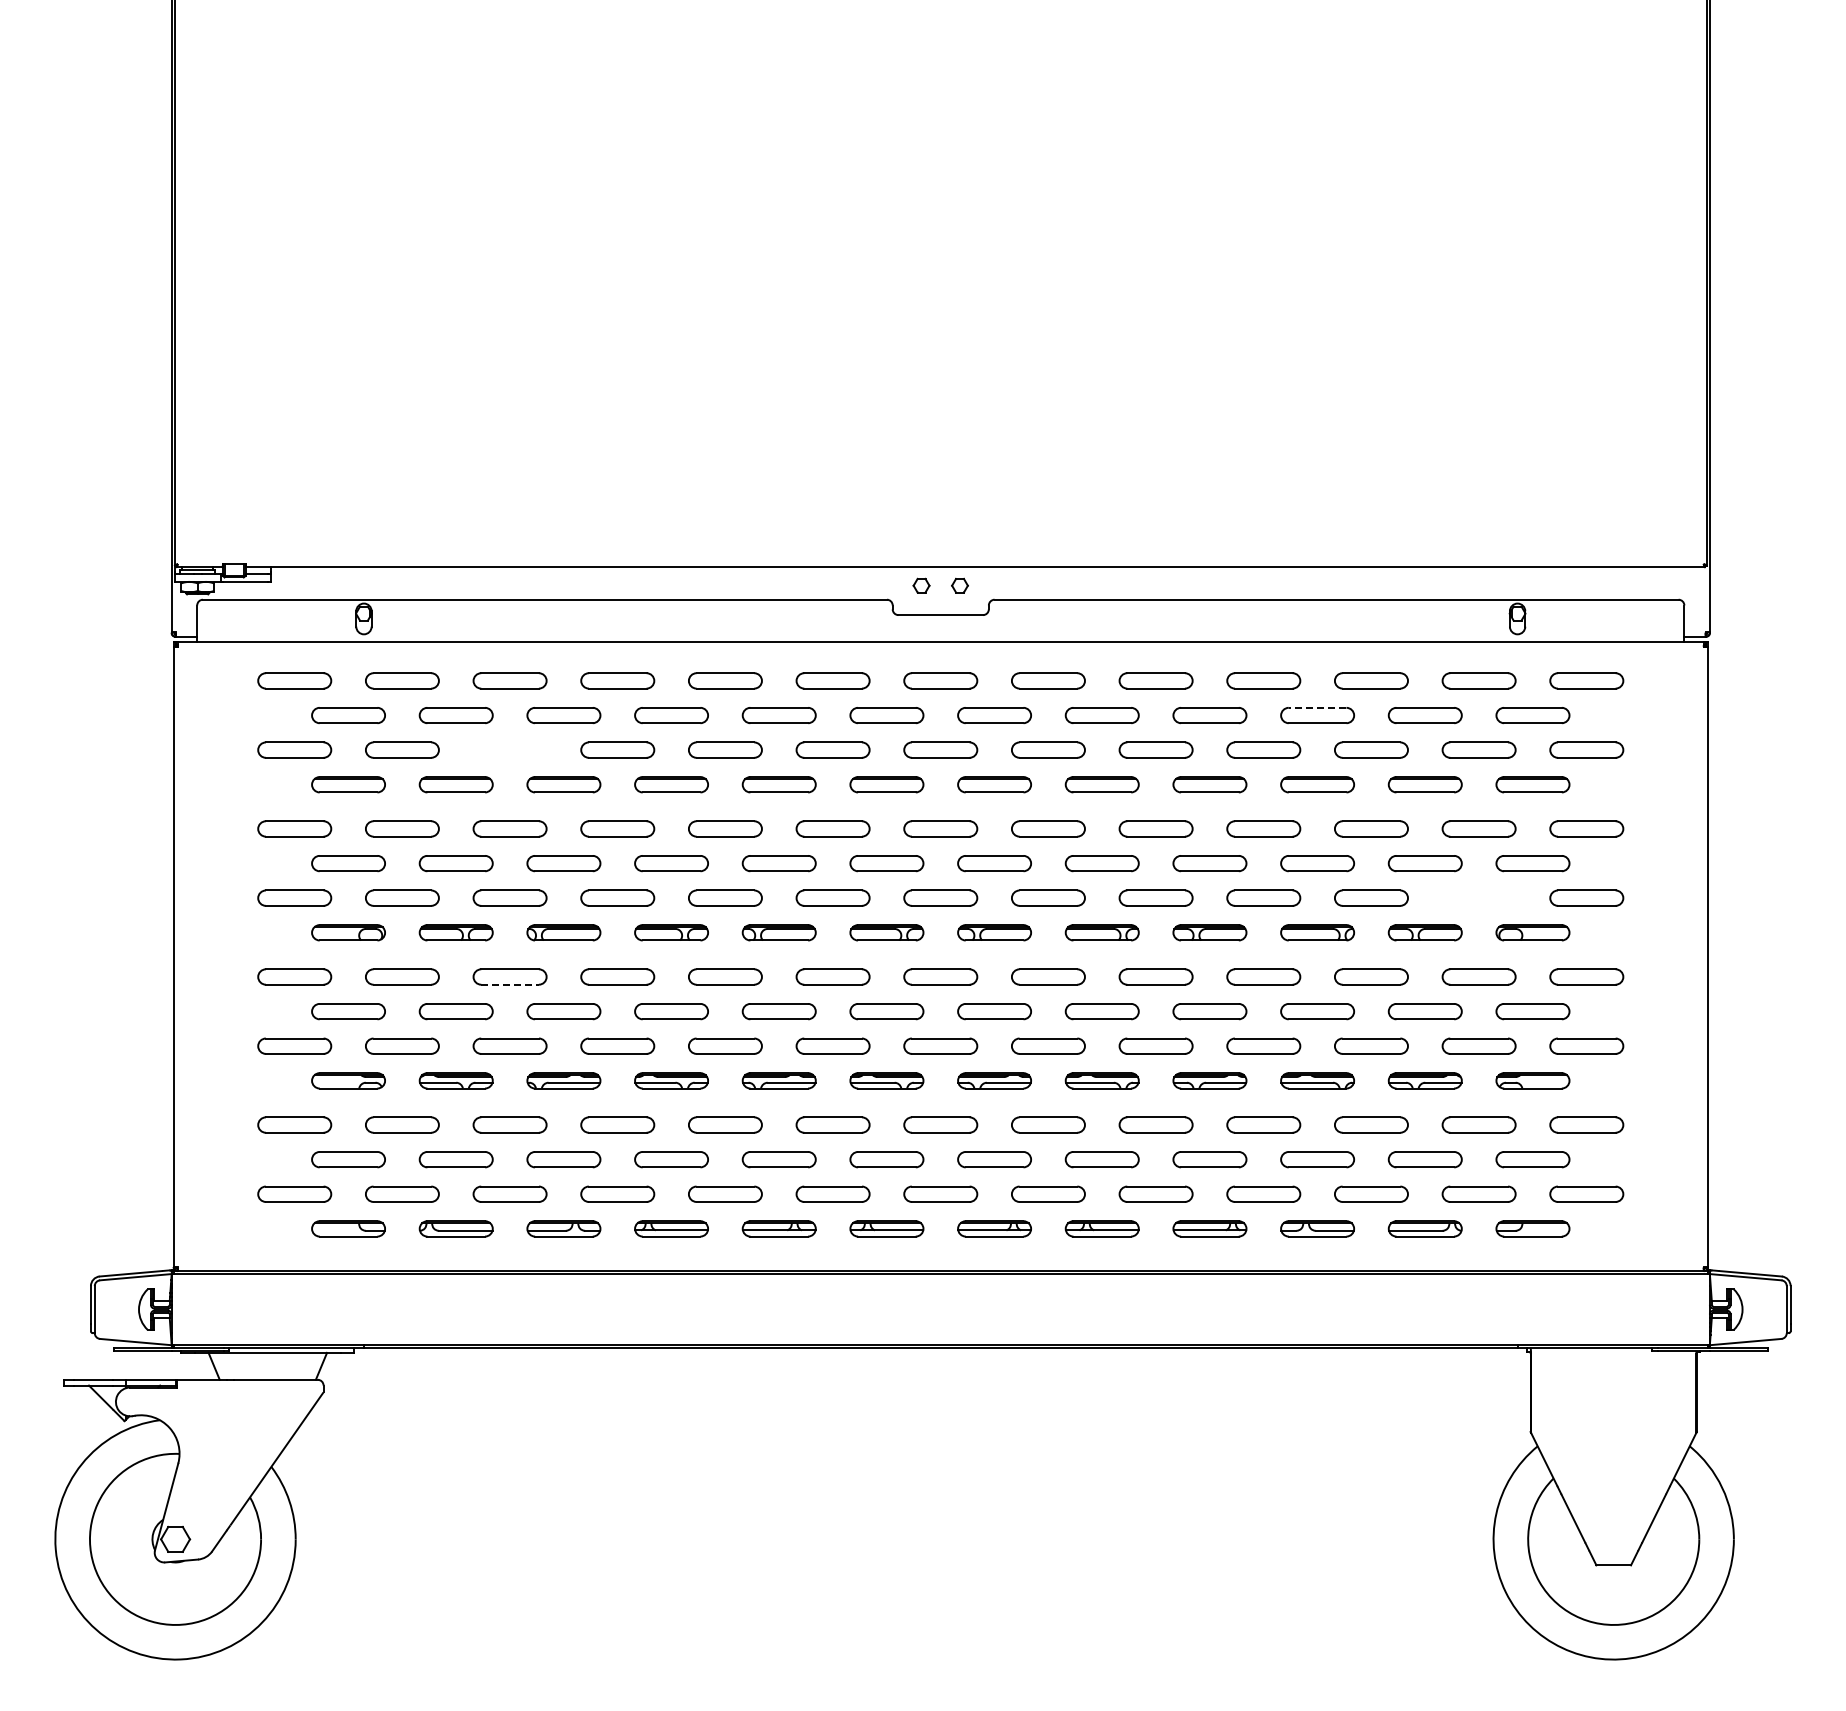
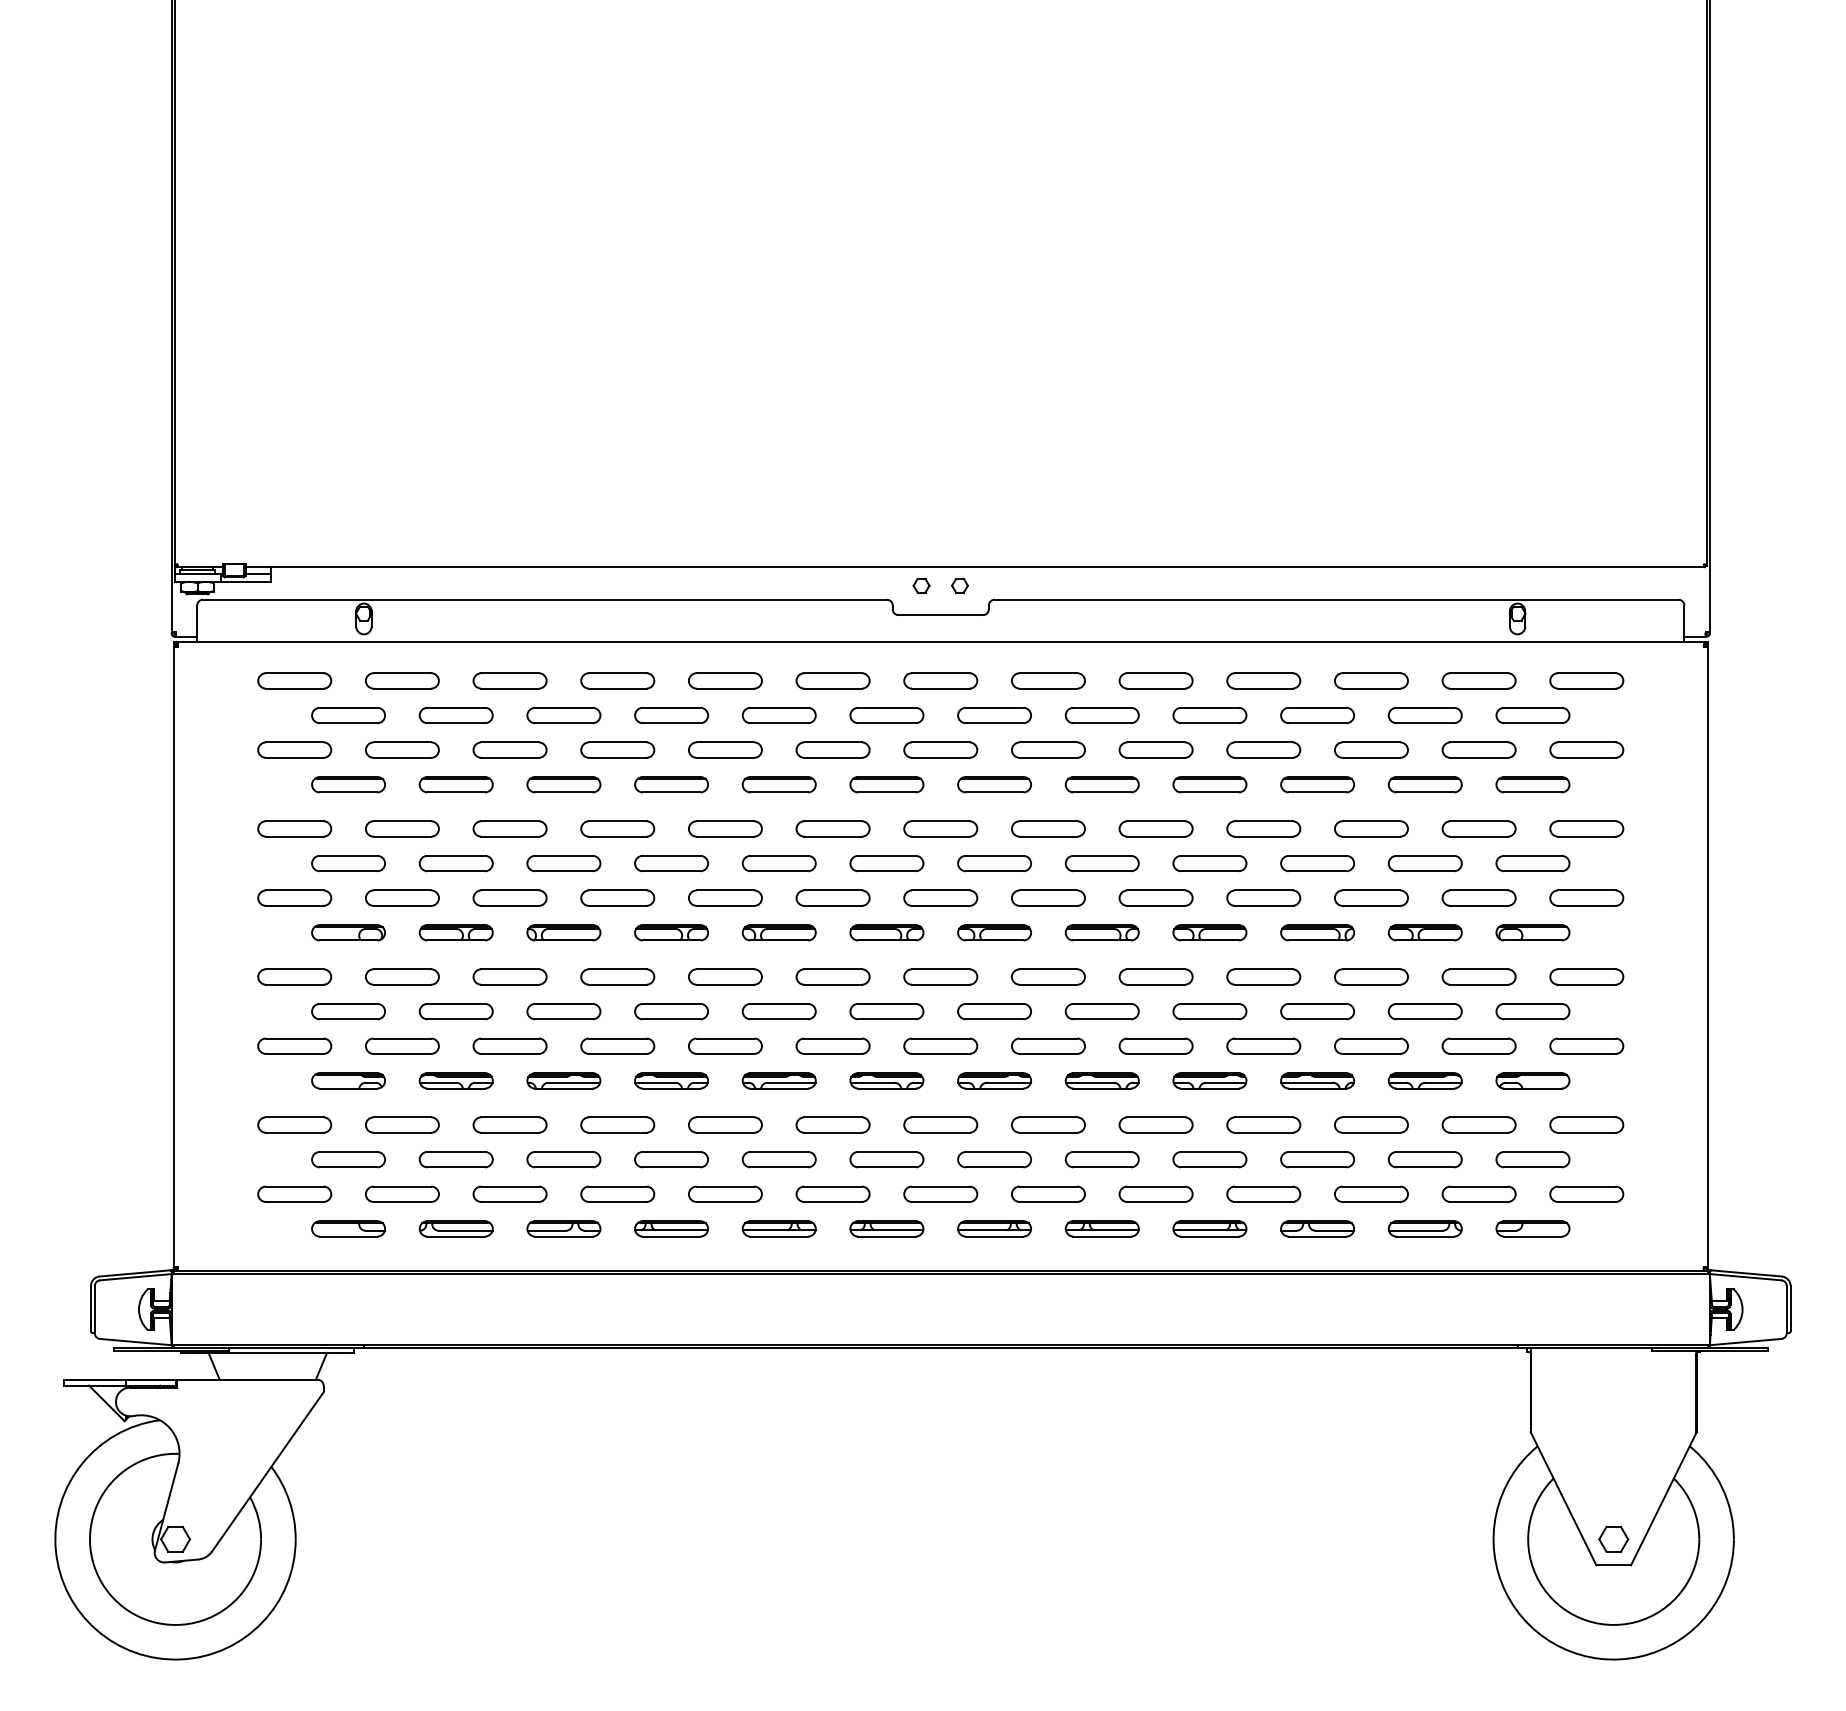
line: dashed -> solid (1317, 707)
part: none -> present (509, 749)
part: none -> present (1478, 897)
line: dashed -> solid (510, 984)
part: none -> present (1613, 1538)
